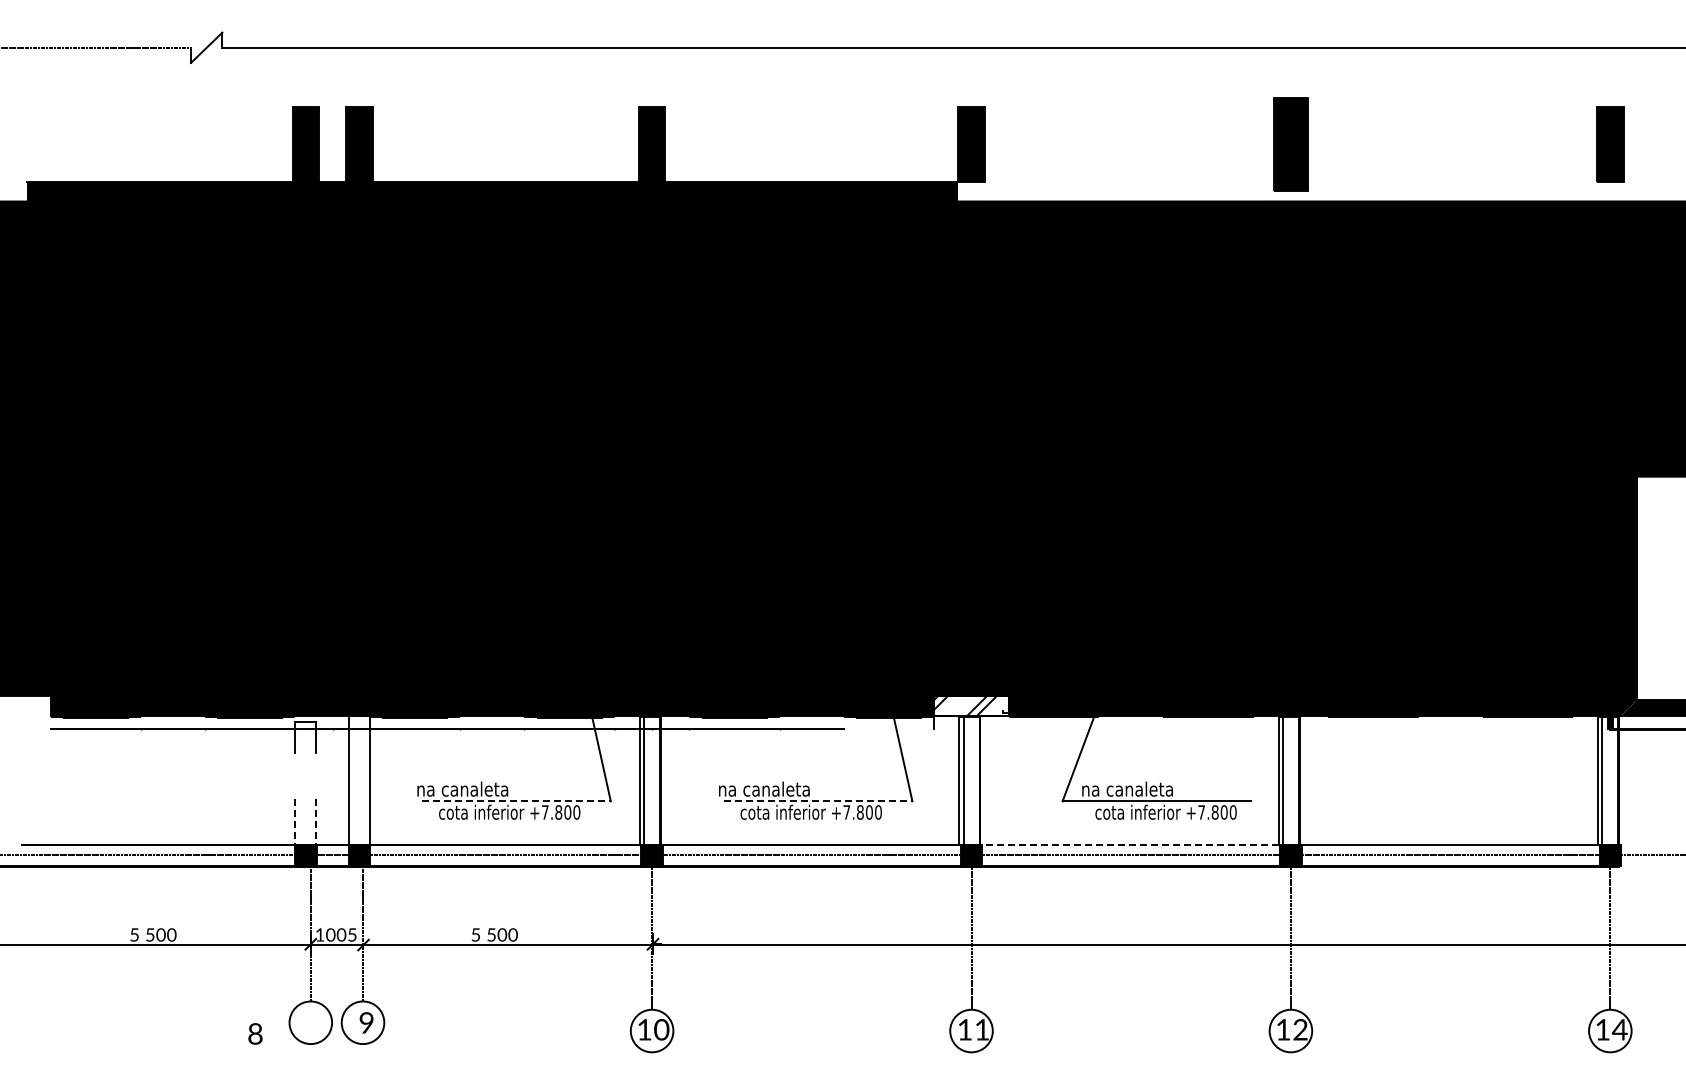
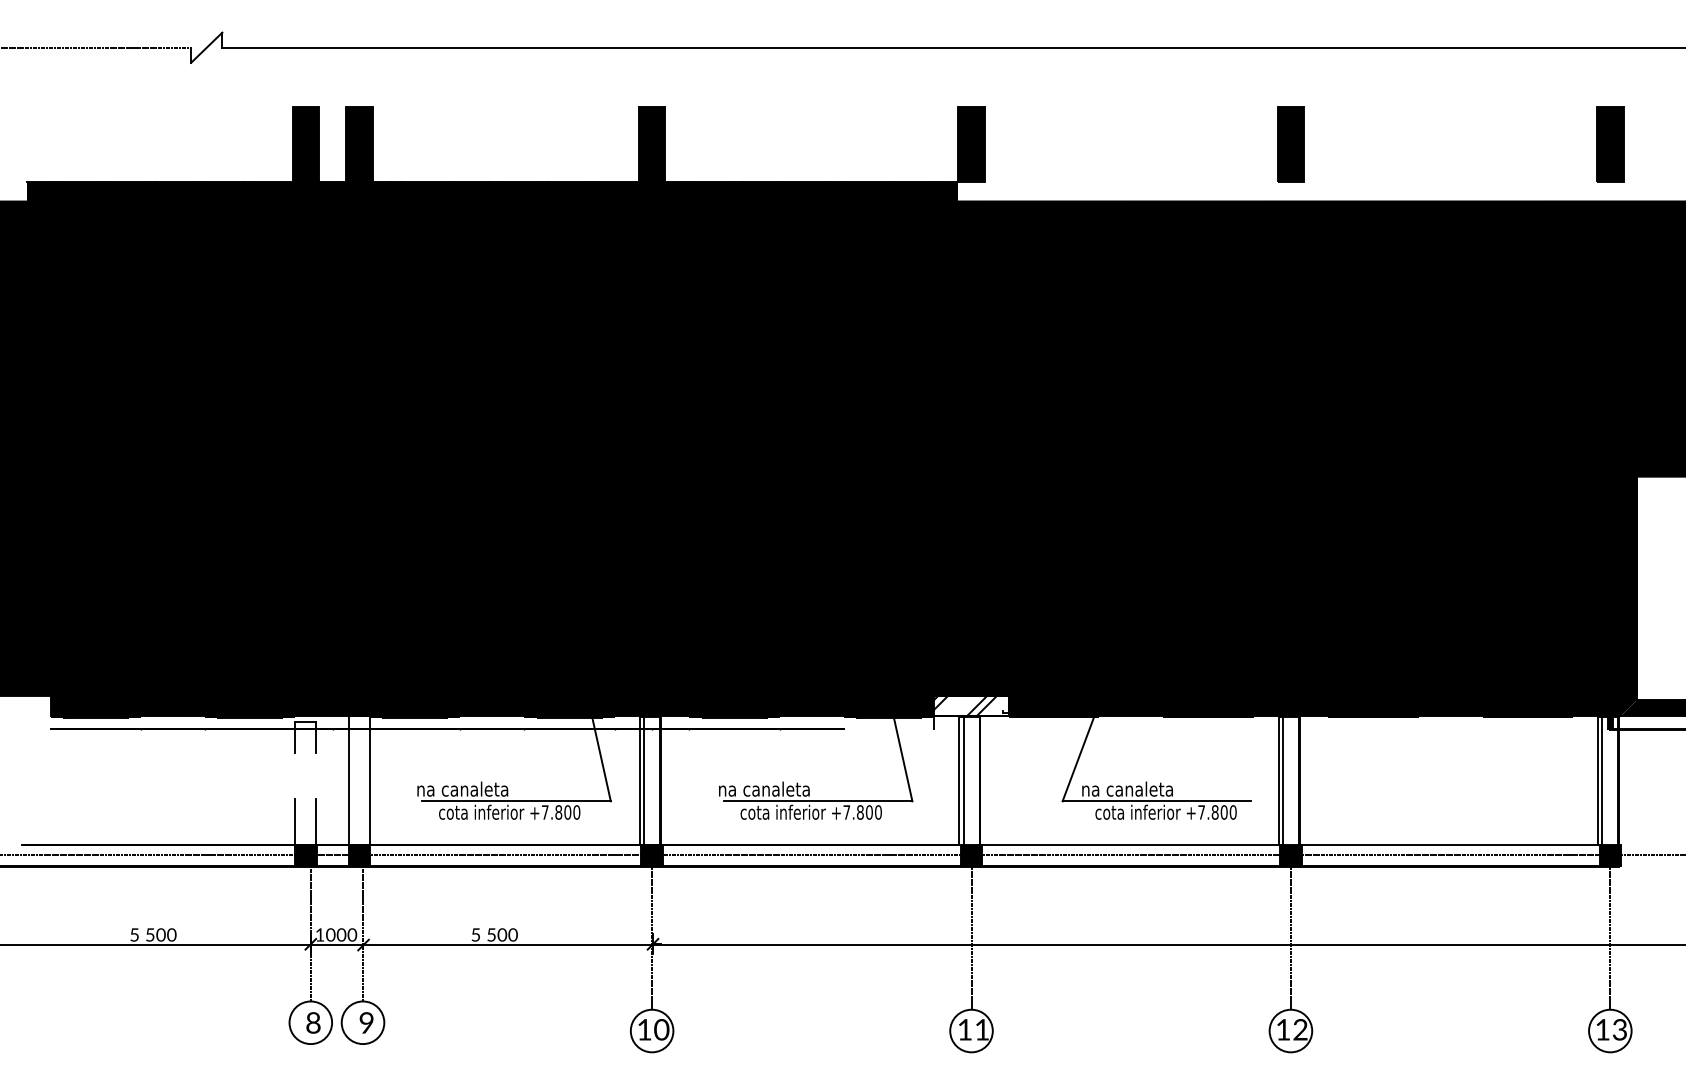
part size: 36x95 px -> 28x77 px (1290, 144)
line: dashed -> solid (517, 801)
line: dashed -> solid (818, 801)
line: dashed -> solid (294, 825)
line: dashed -> solid (315, 825)
line: dashed -> solid (1129, 845)
text: 1005 -> 1000 (352, 934)
text: 14 -> 13 (1619, 1029)
text position: (255, 1033) -> (313, 1022) (313, 1022)
